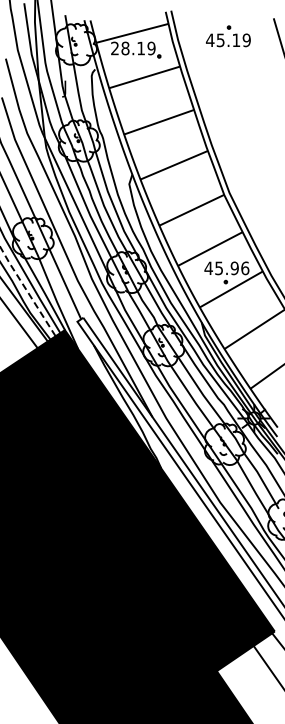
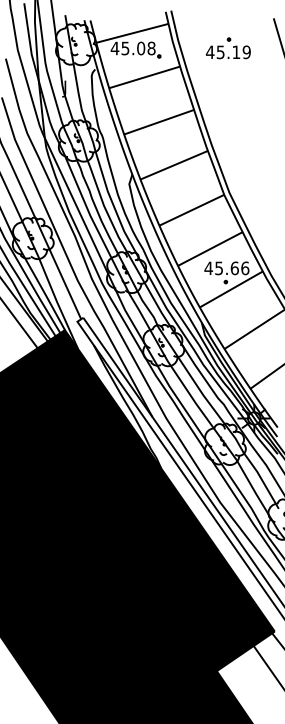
part position: (228, 36) -> (228, 48) (228, 48)
text: 28.19 -> 45.08 (132, 48)
text: 45.96 -> 45.66 (234, 268)
line: dashed -> solid (27, 290)
